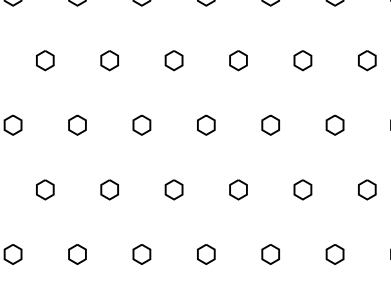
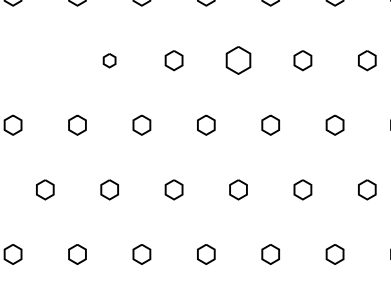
part: present -> none (45, 60)
part size: 19x22 px -> 15x16 px (109, 60)
part size: 19x22 px -> 27x29 px (238, 60)
